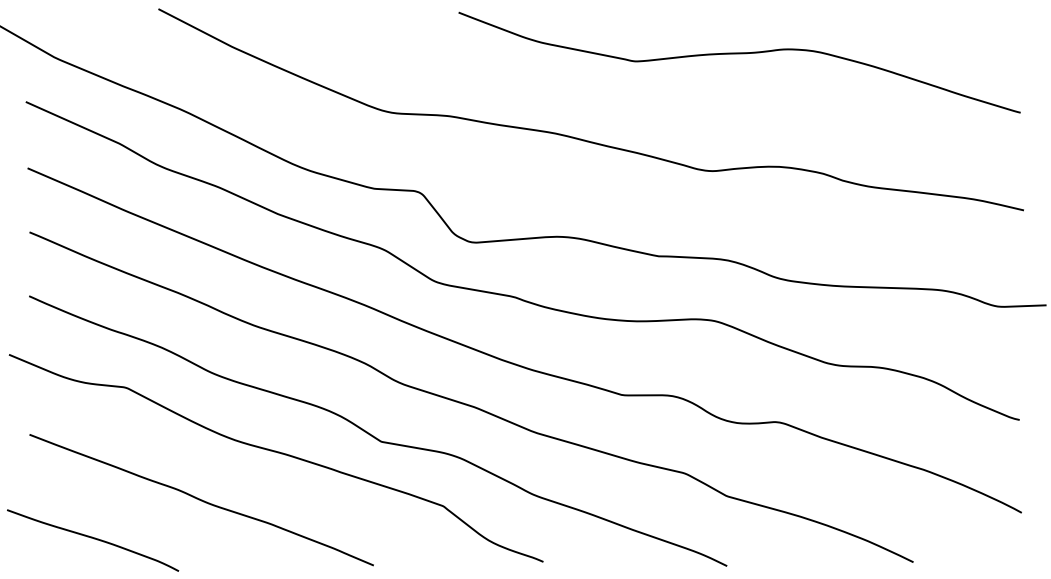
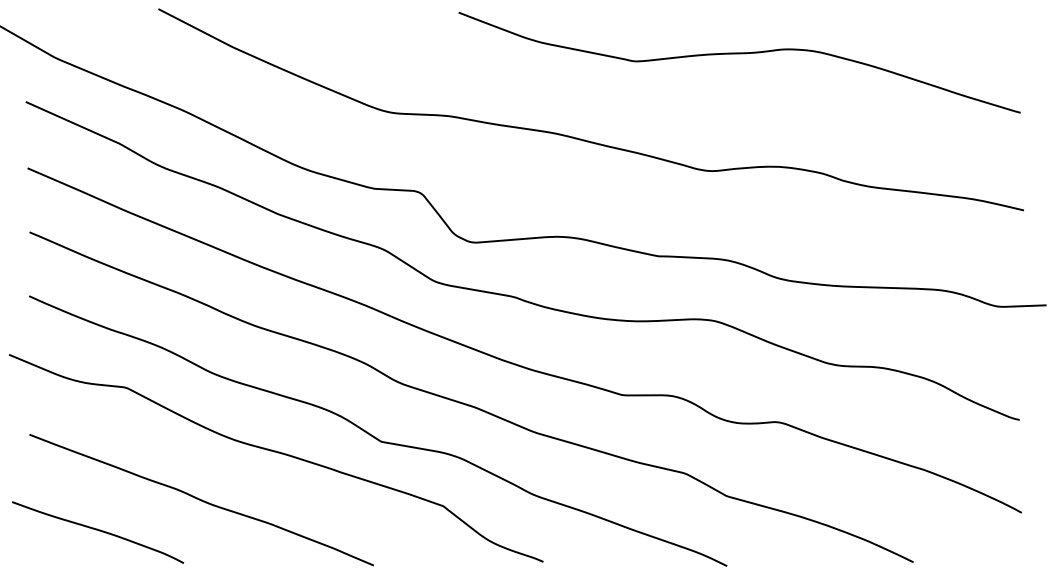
curve position: (94, 539) -> (99, 531) (99, 531)
